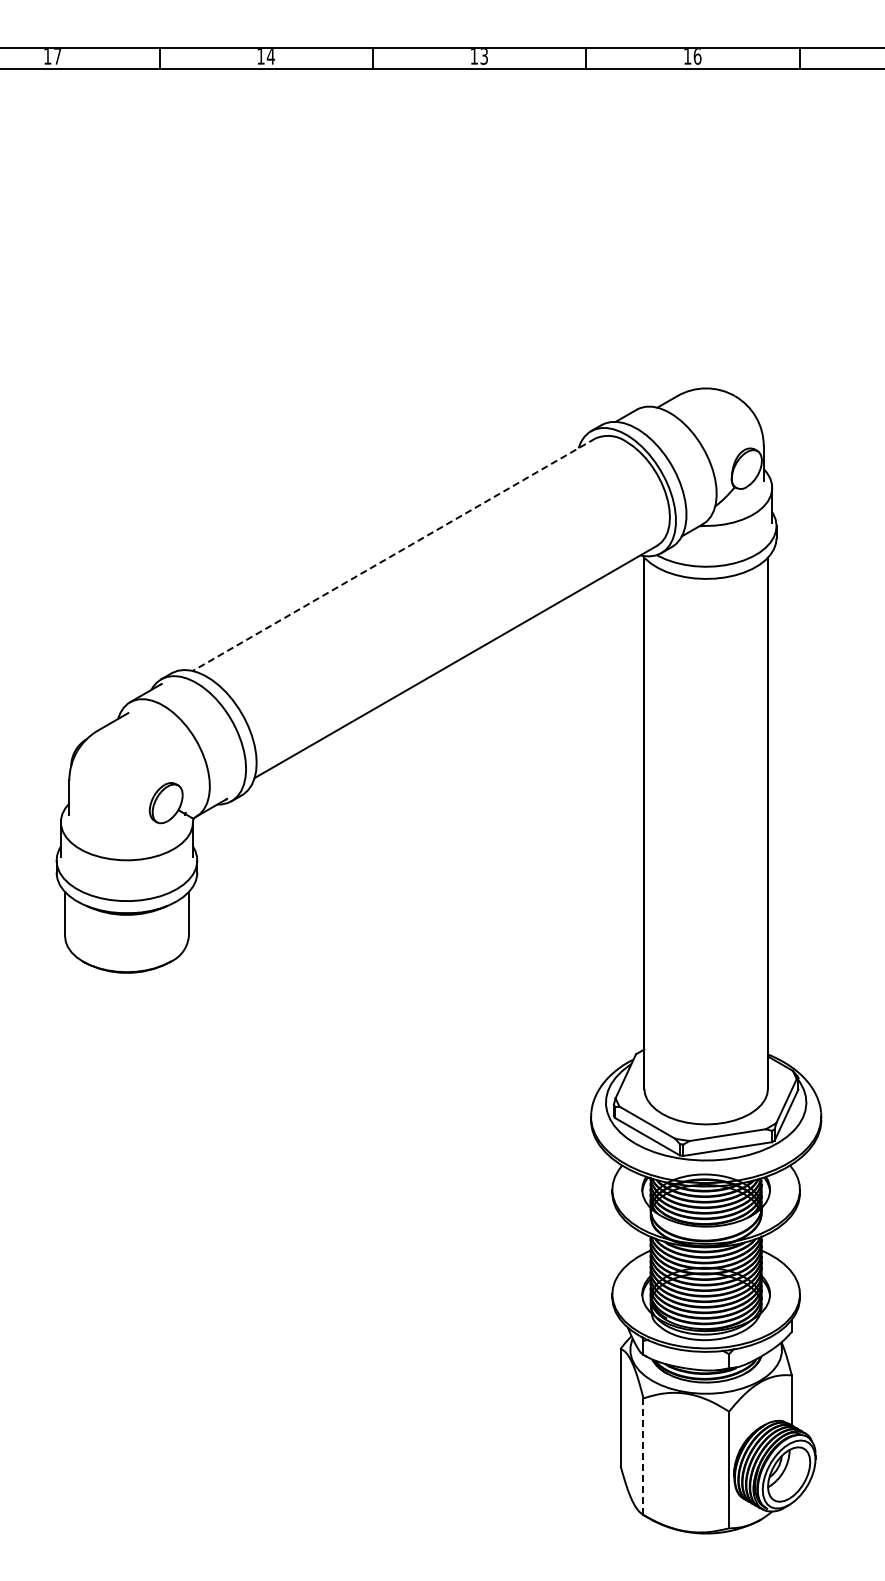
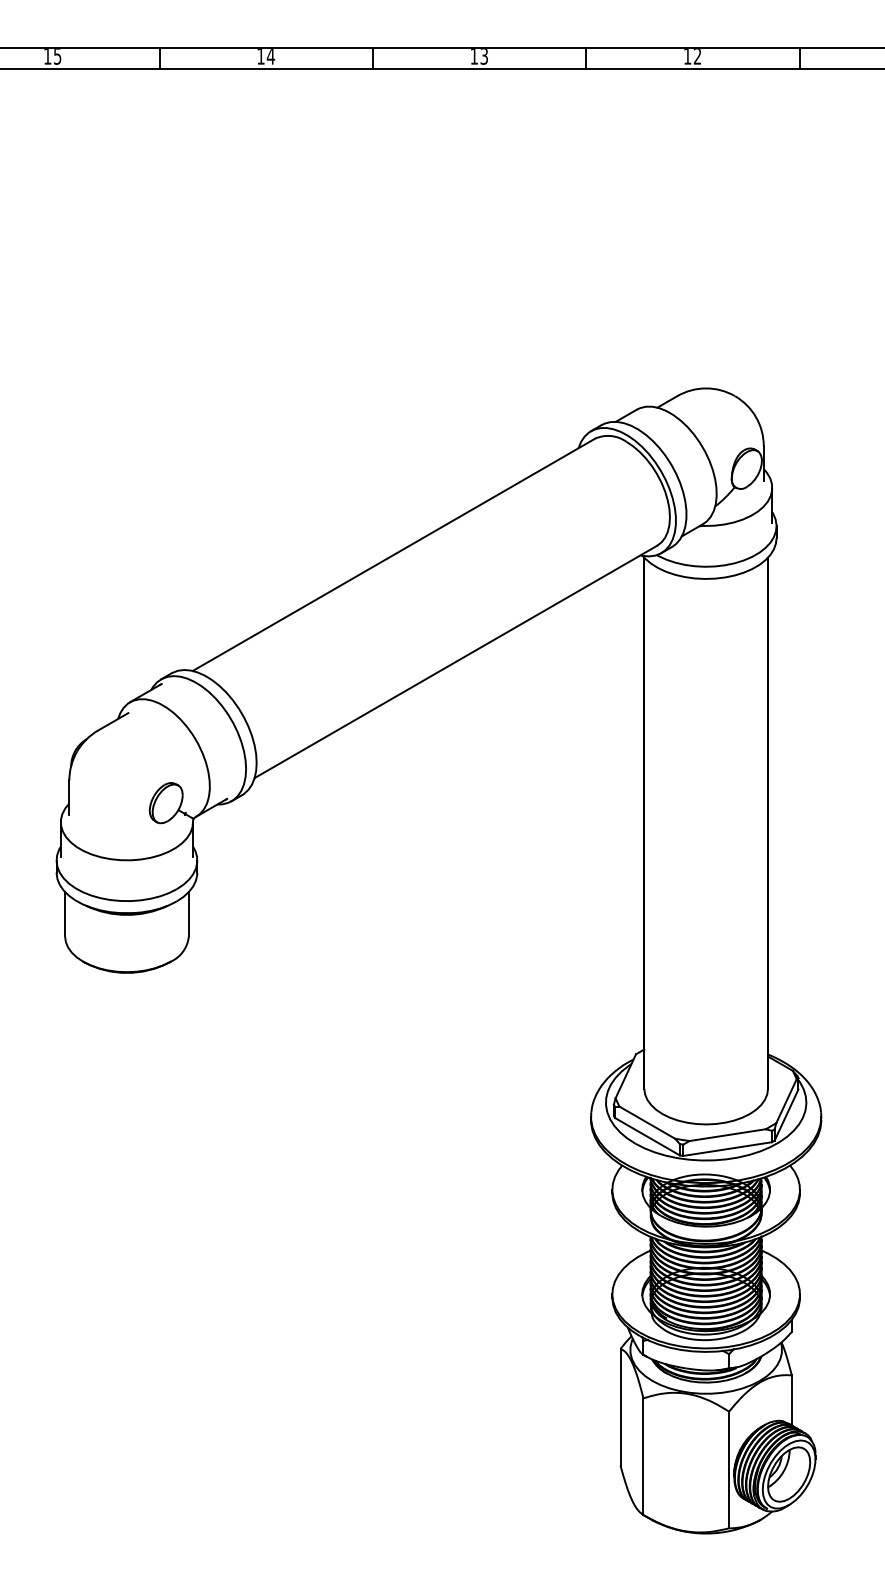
text: 17 -> 15 (57, 56)
text: 16 -> 12 (697, 56)
line: dashed -> solid (393, 555)
line: dashed -> solid (643, 1457)
